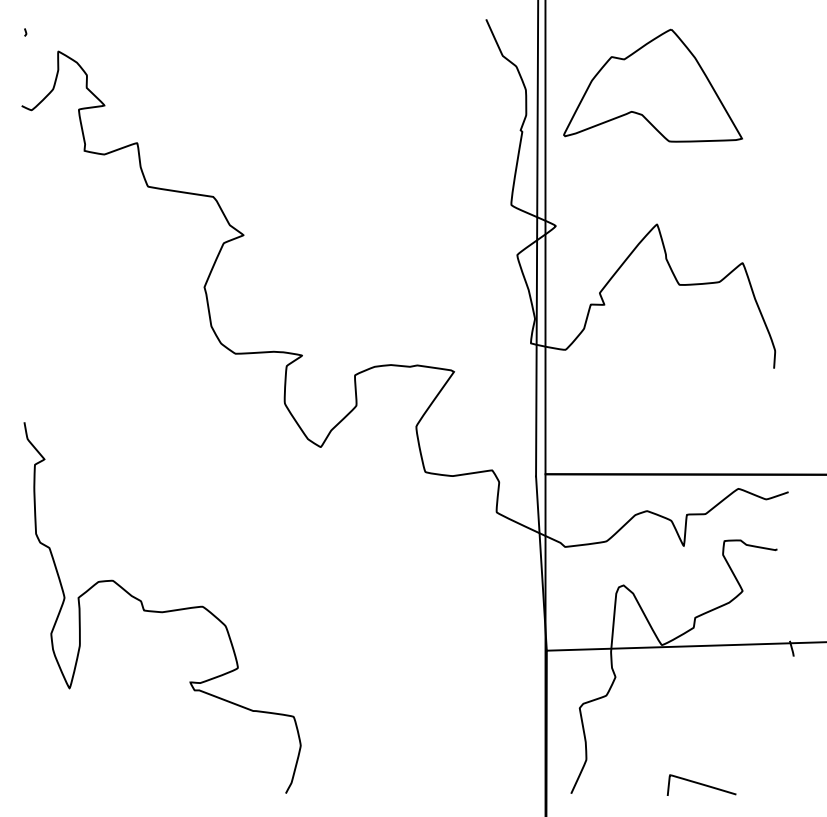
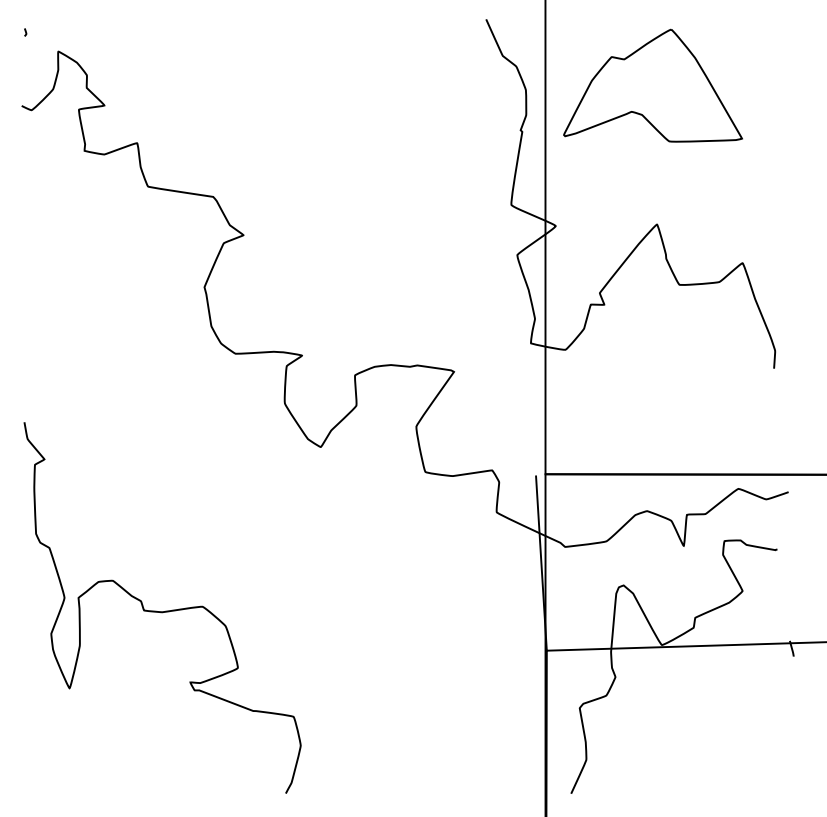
line: present -> none (537, 239)
curve: present -> none (701, 784)
